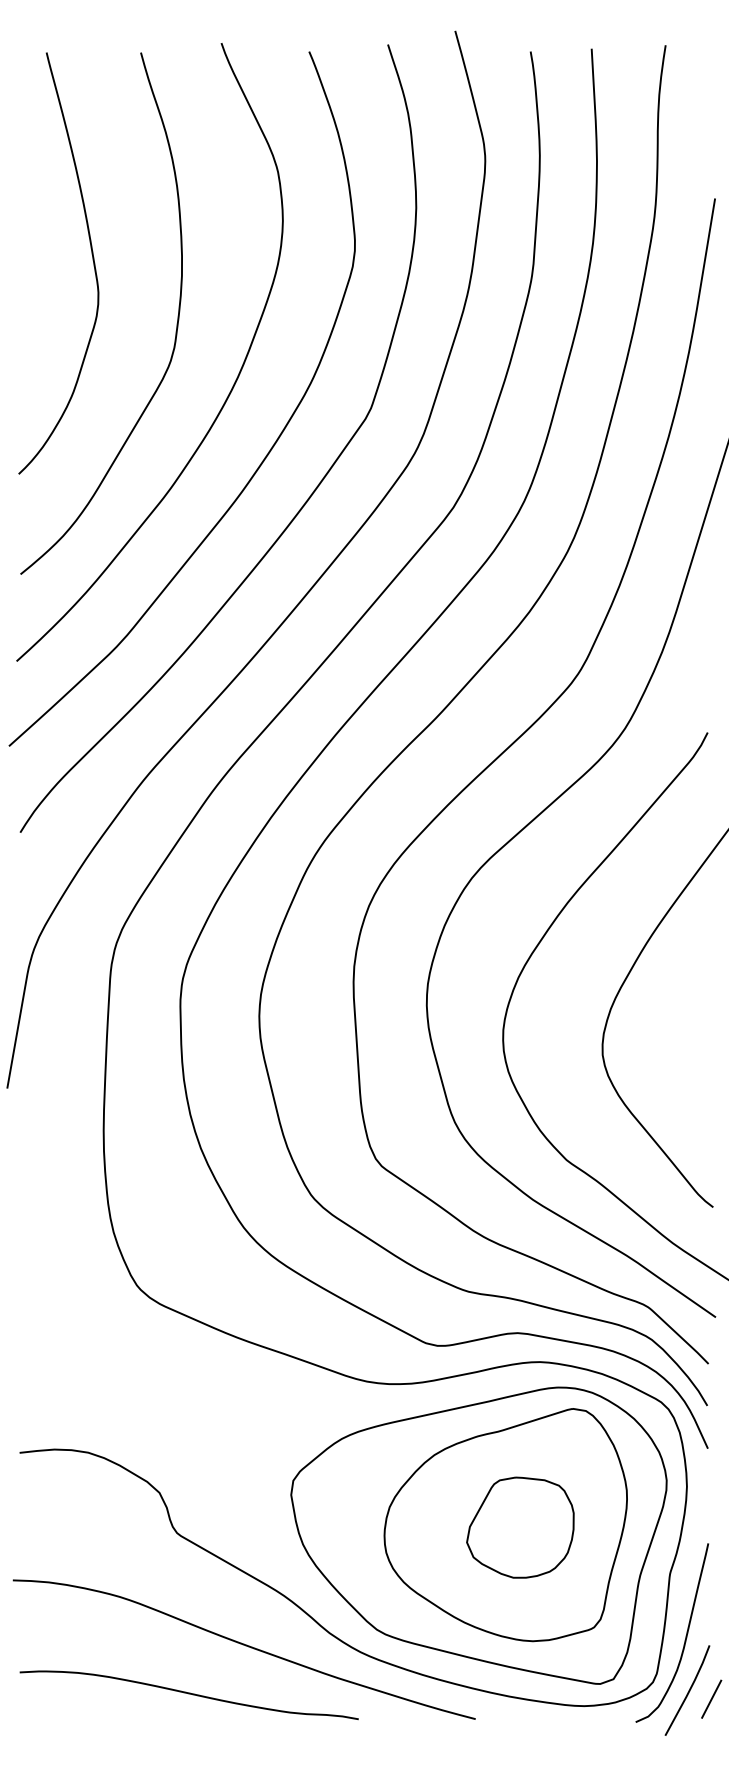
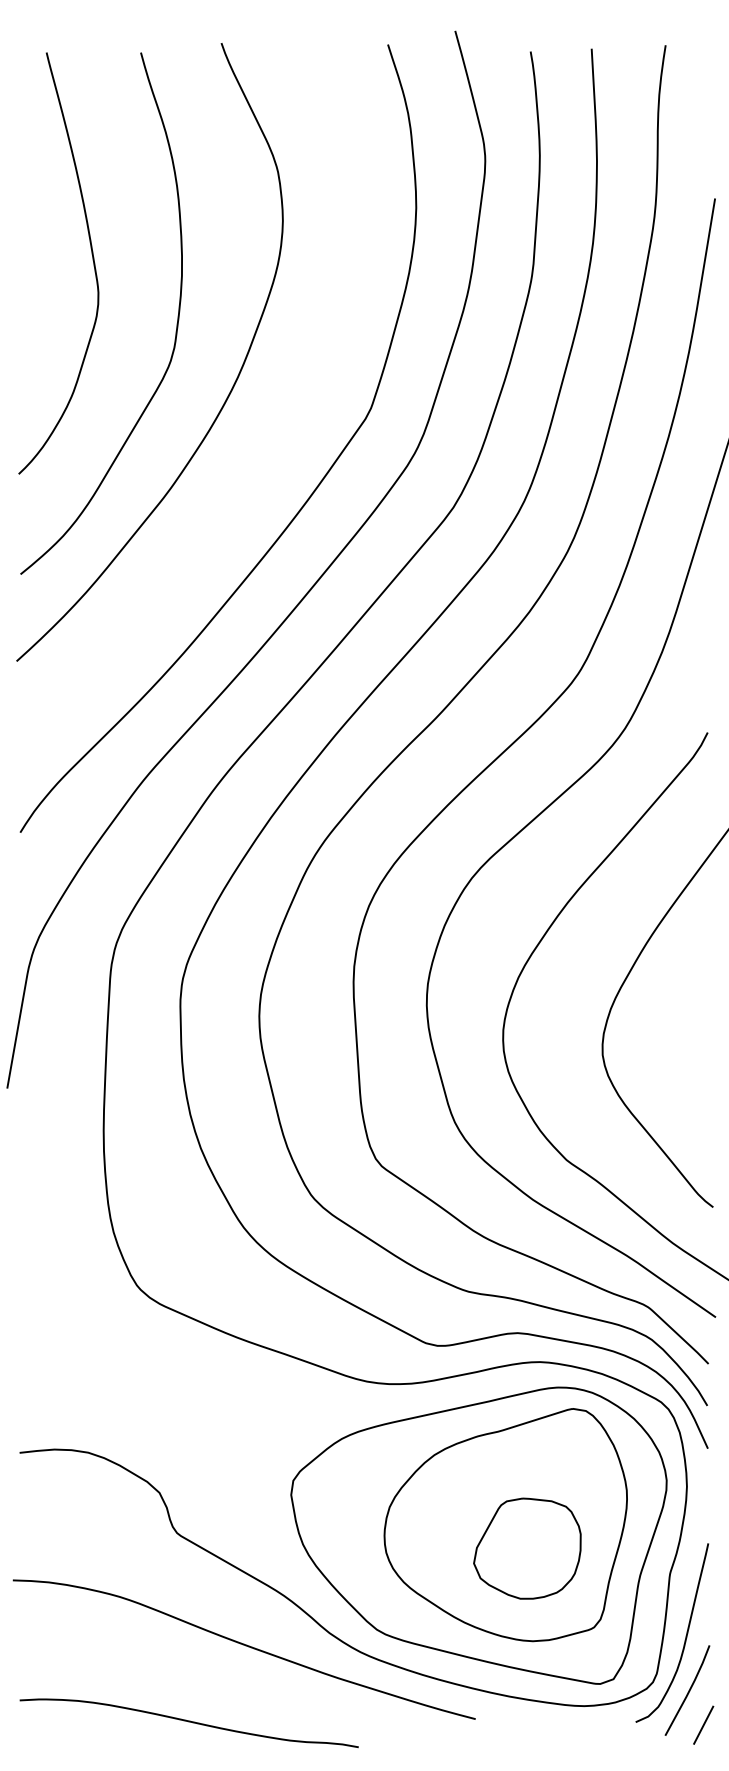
curve: present -> none (266, 454)
part position: (520, 1527) -> (527, 1548) (527, 1548)
curve position: (188, 1694) -> (188, 1722) (188, 1722)
line position: (711, 1698) -> (703, 1724) (703, 1724)
